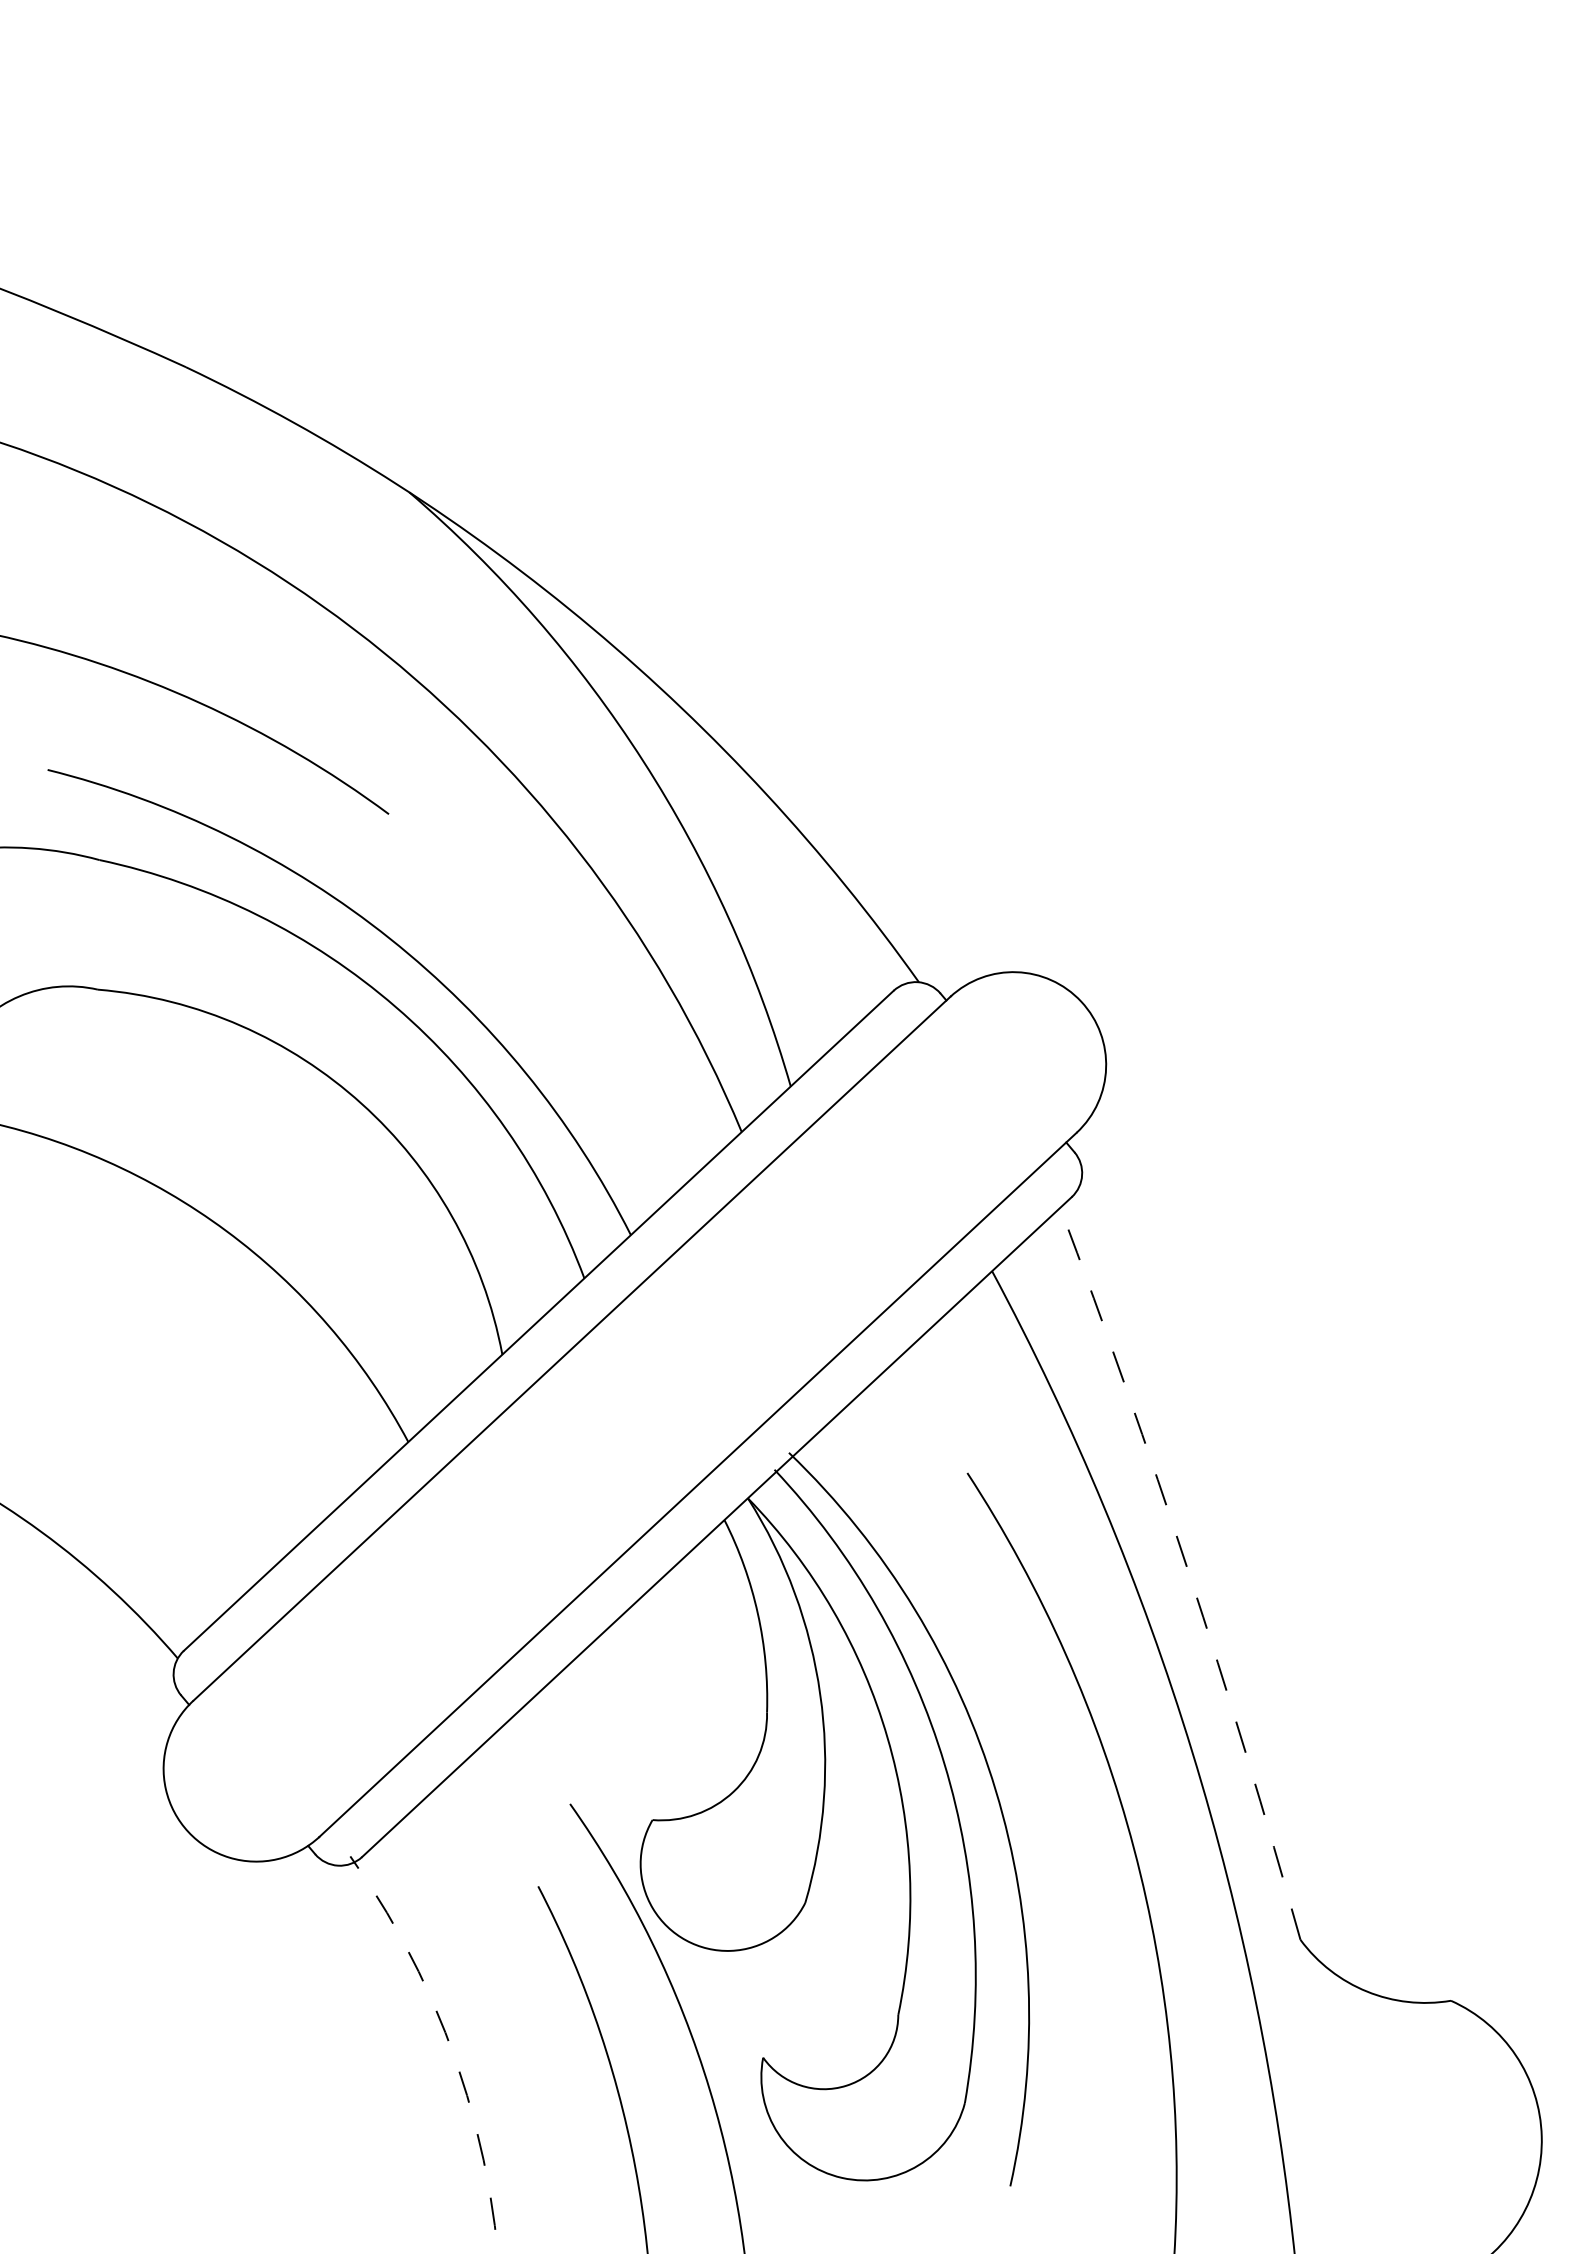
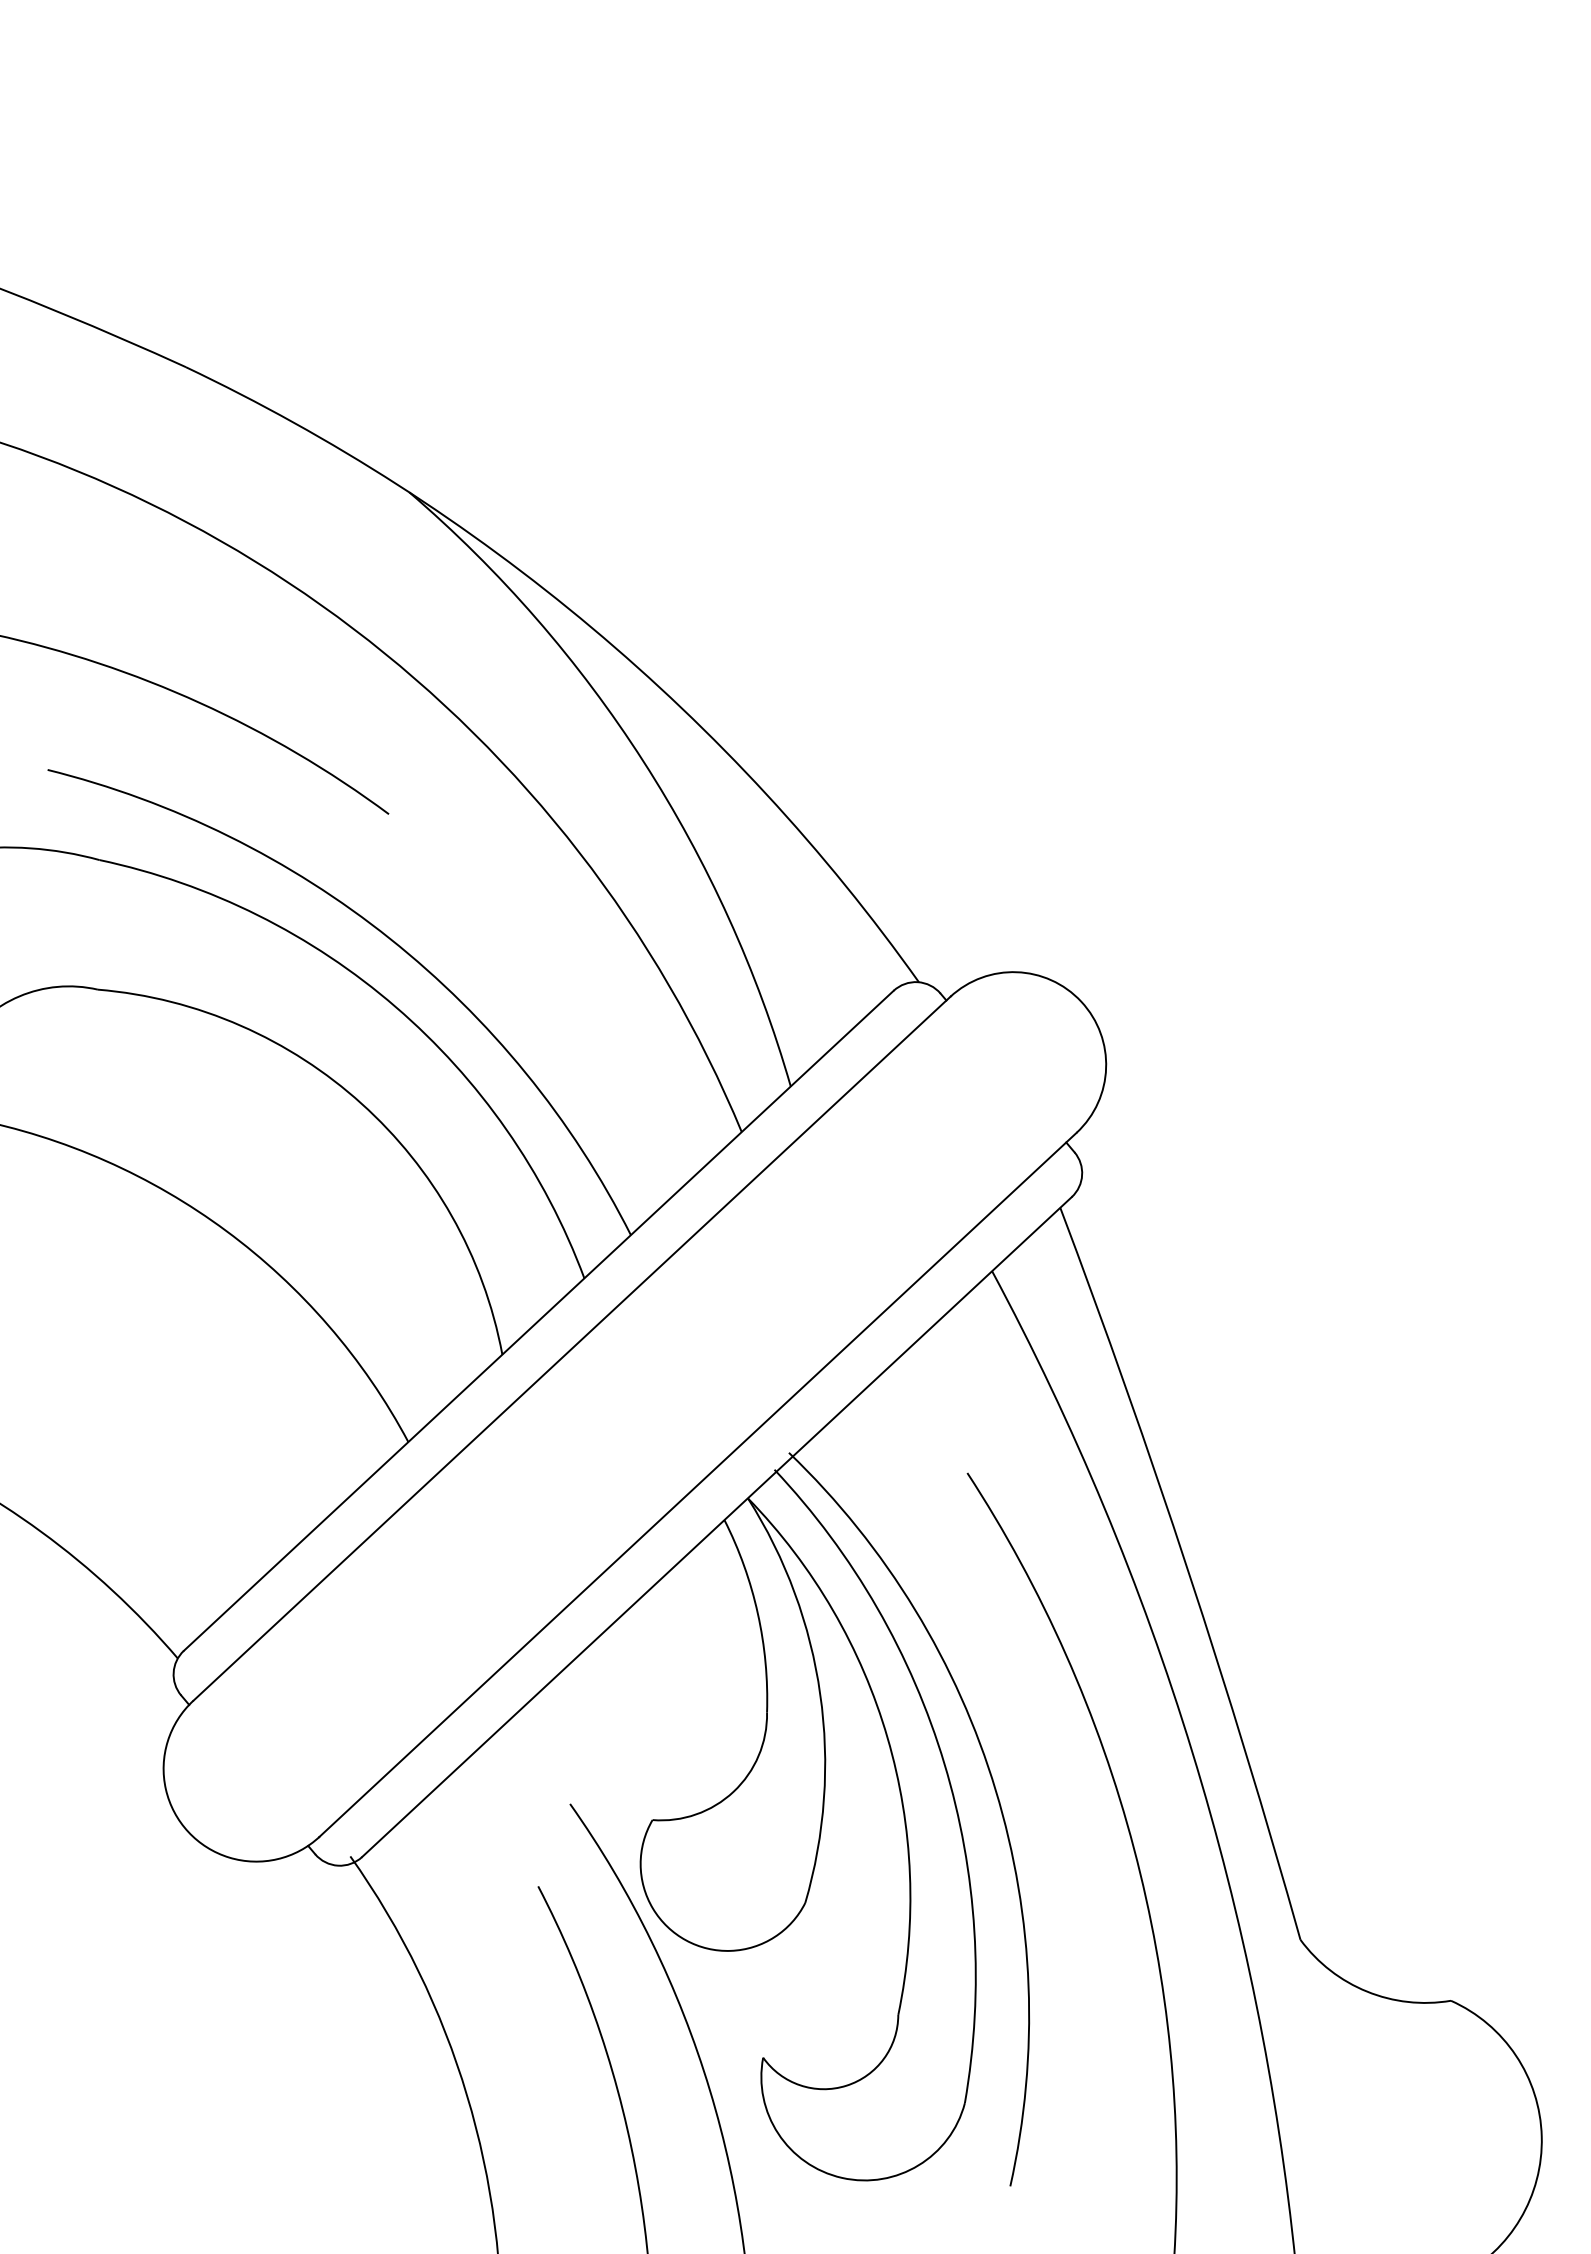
arc: dashed -> solid (1188, 1571)
arc: dashed -> solid (450, 2045)
